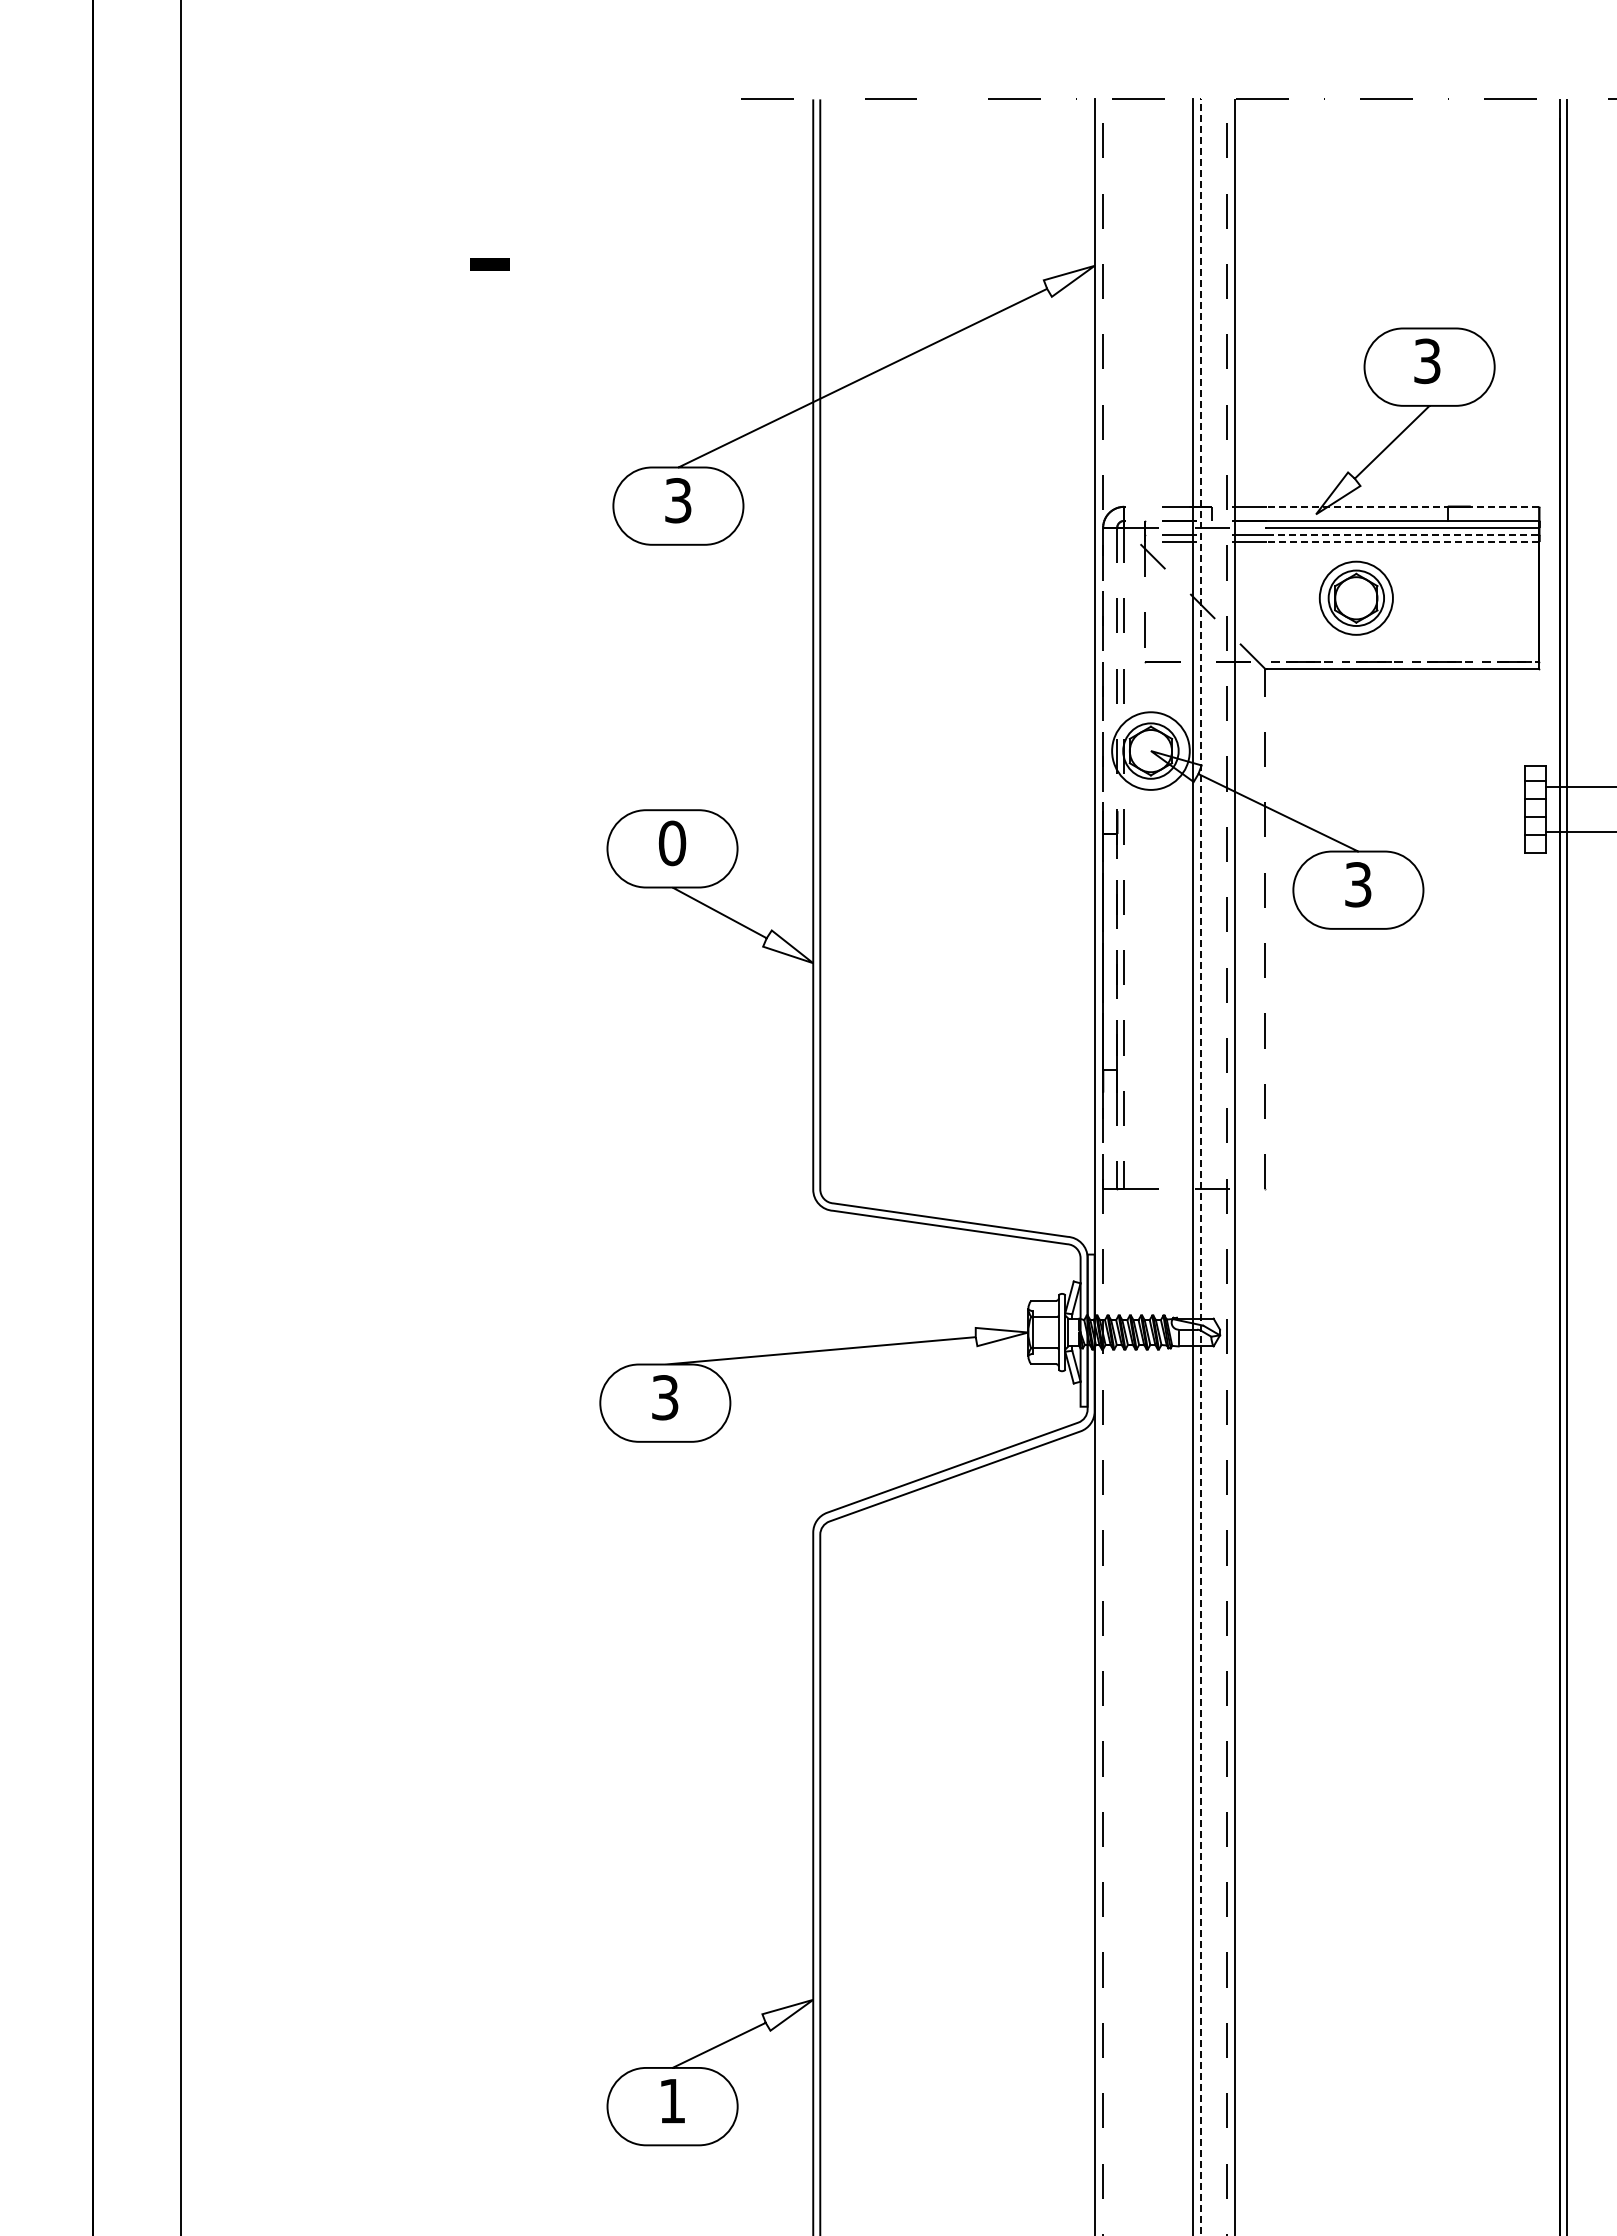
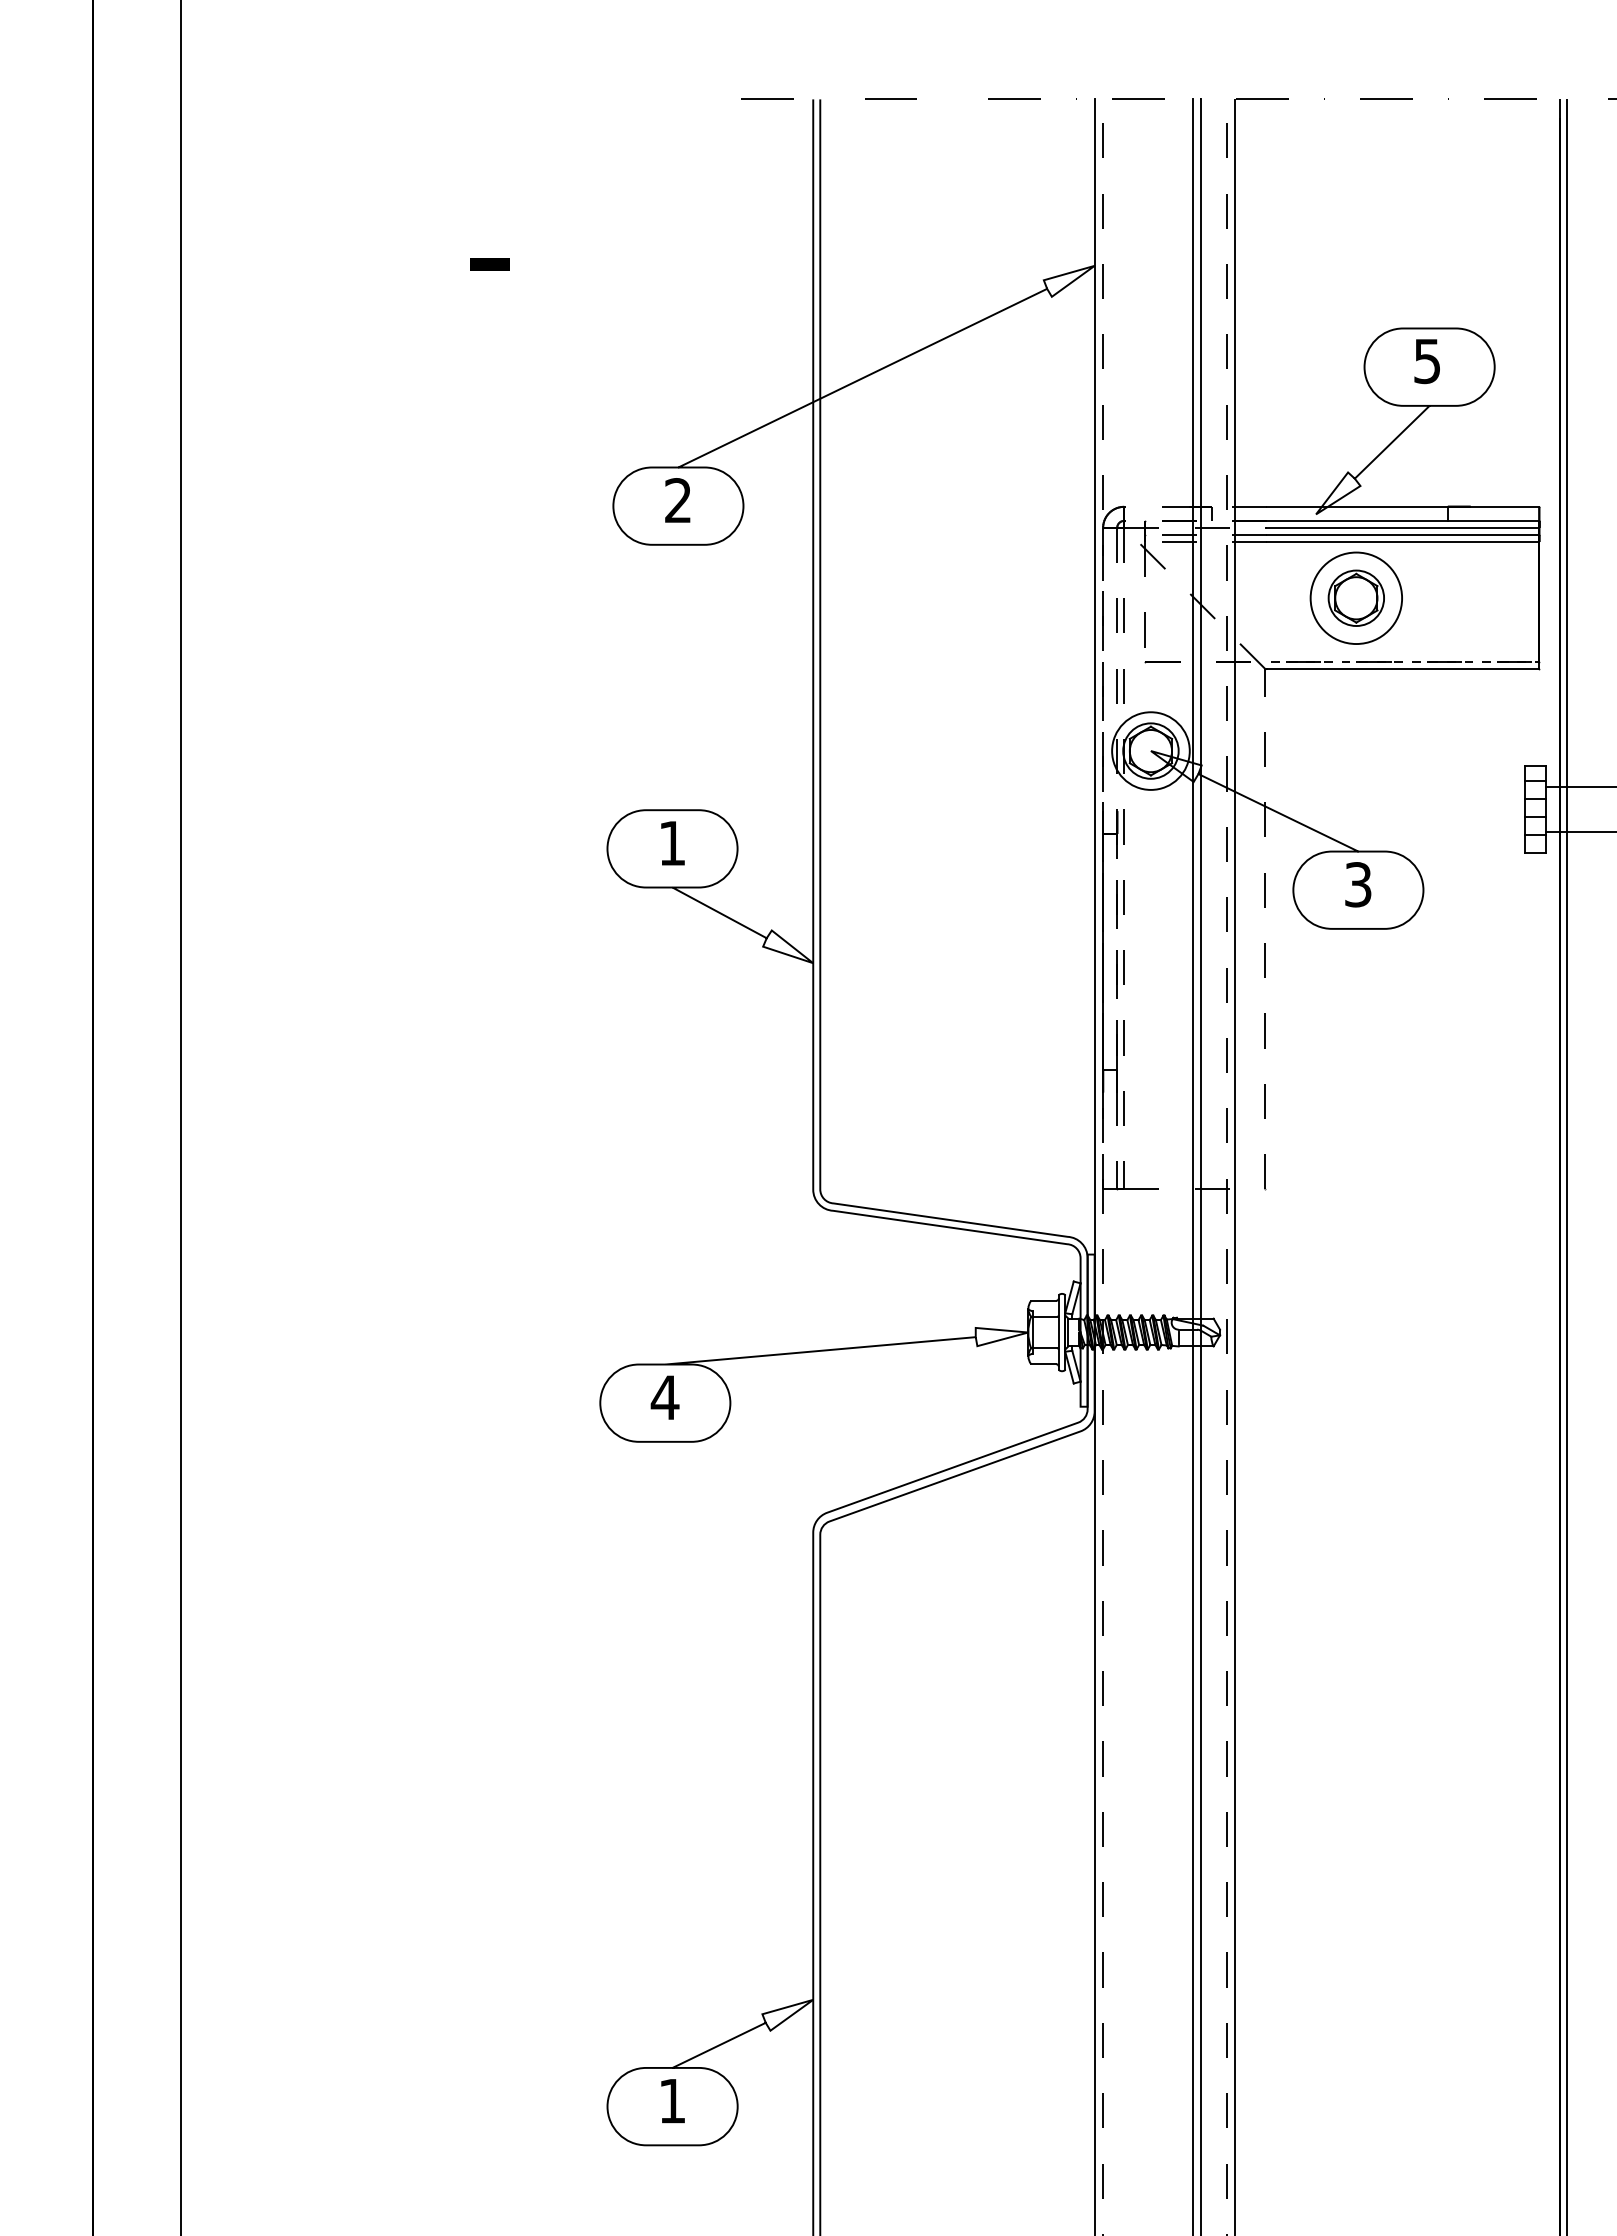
text: 3 -> 5 (1427, 360)
text: 3 -> 2 (678, 500)
line: dashed -> solid (1402, 506)
line: dashed -> solid (1403, 534)
line: dashed -> solid (1402, 542)
circle diameter: 73 px -> 91 px (1356, 598)
text: 0 -> 1 (672, 843)
line: dashed -> solid (1201, 1167)
text: 3 -> 4 (664, 1397)
